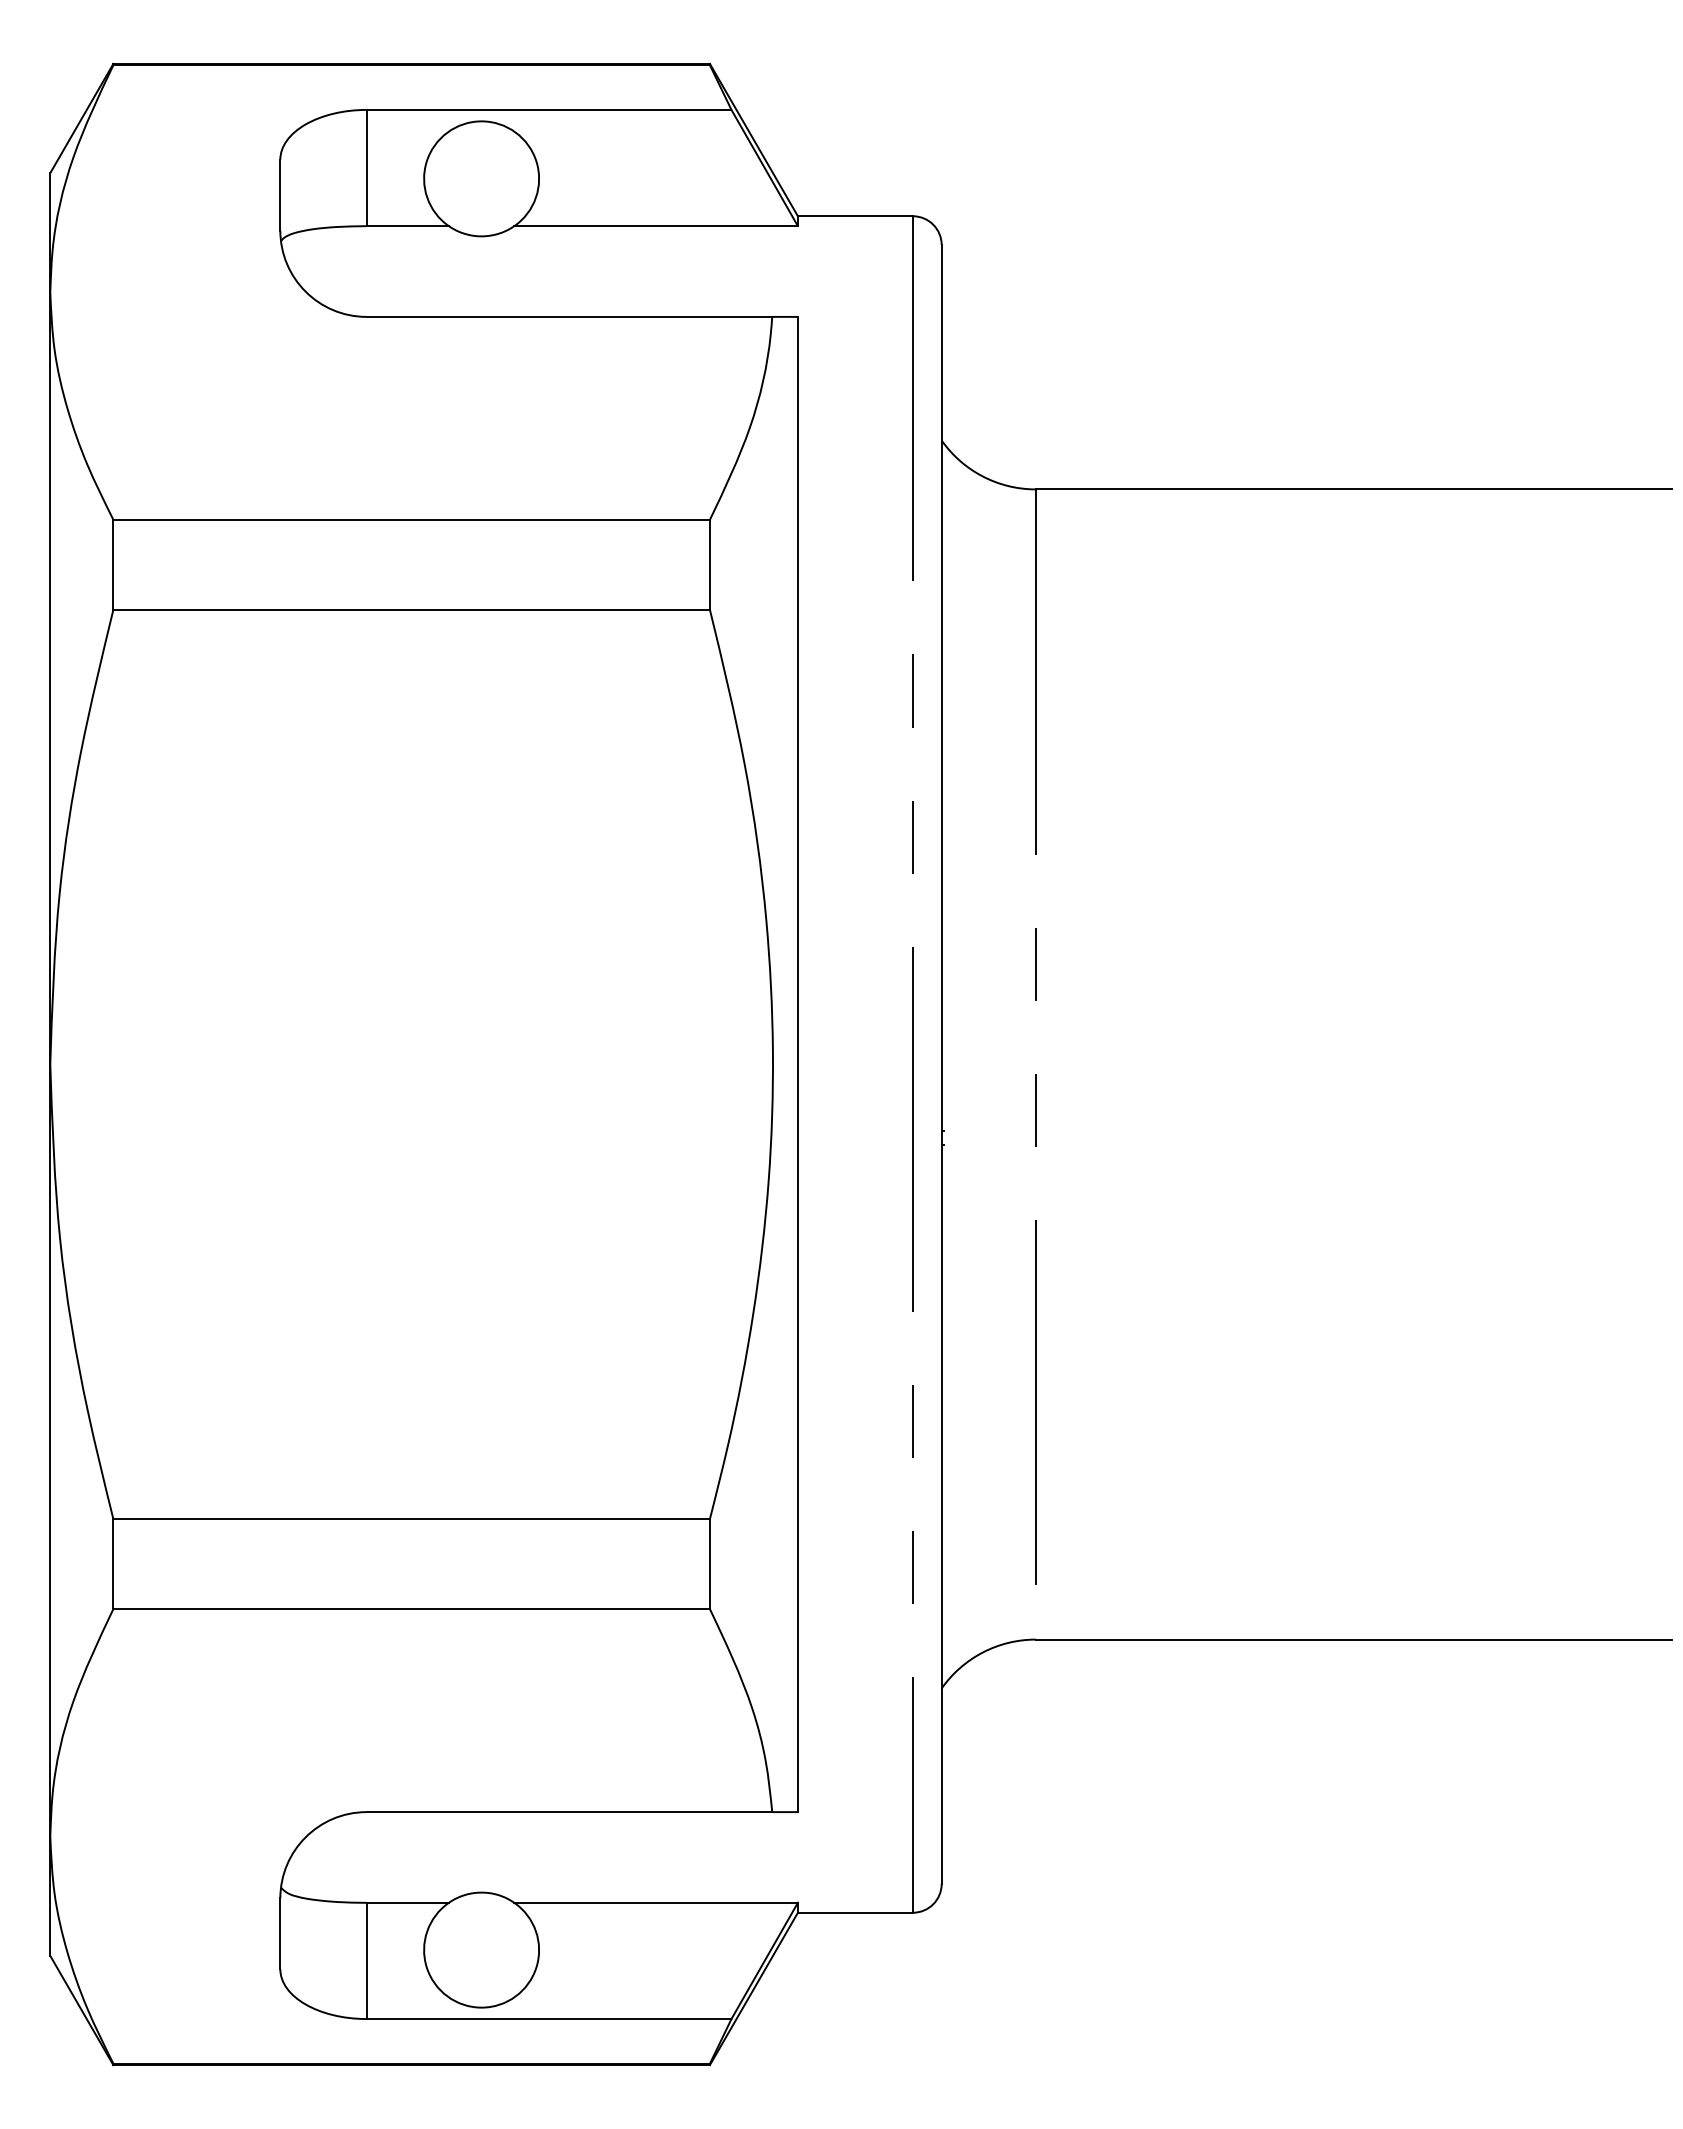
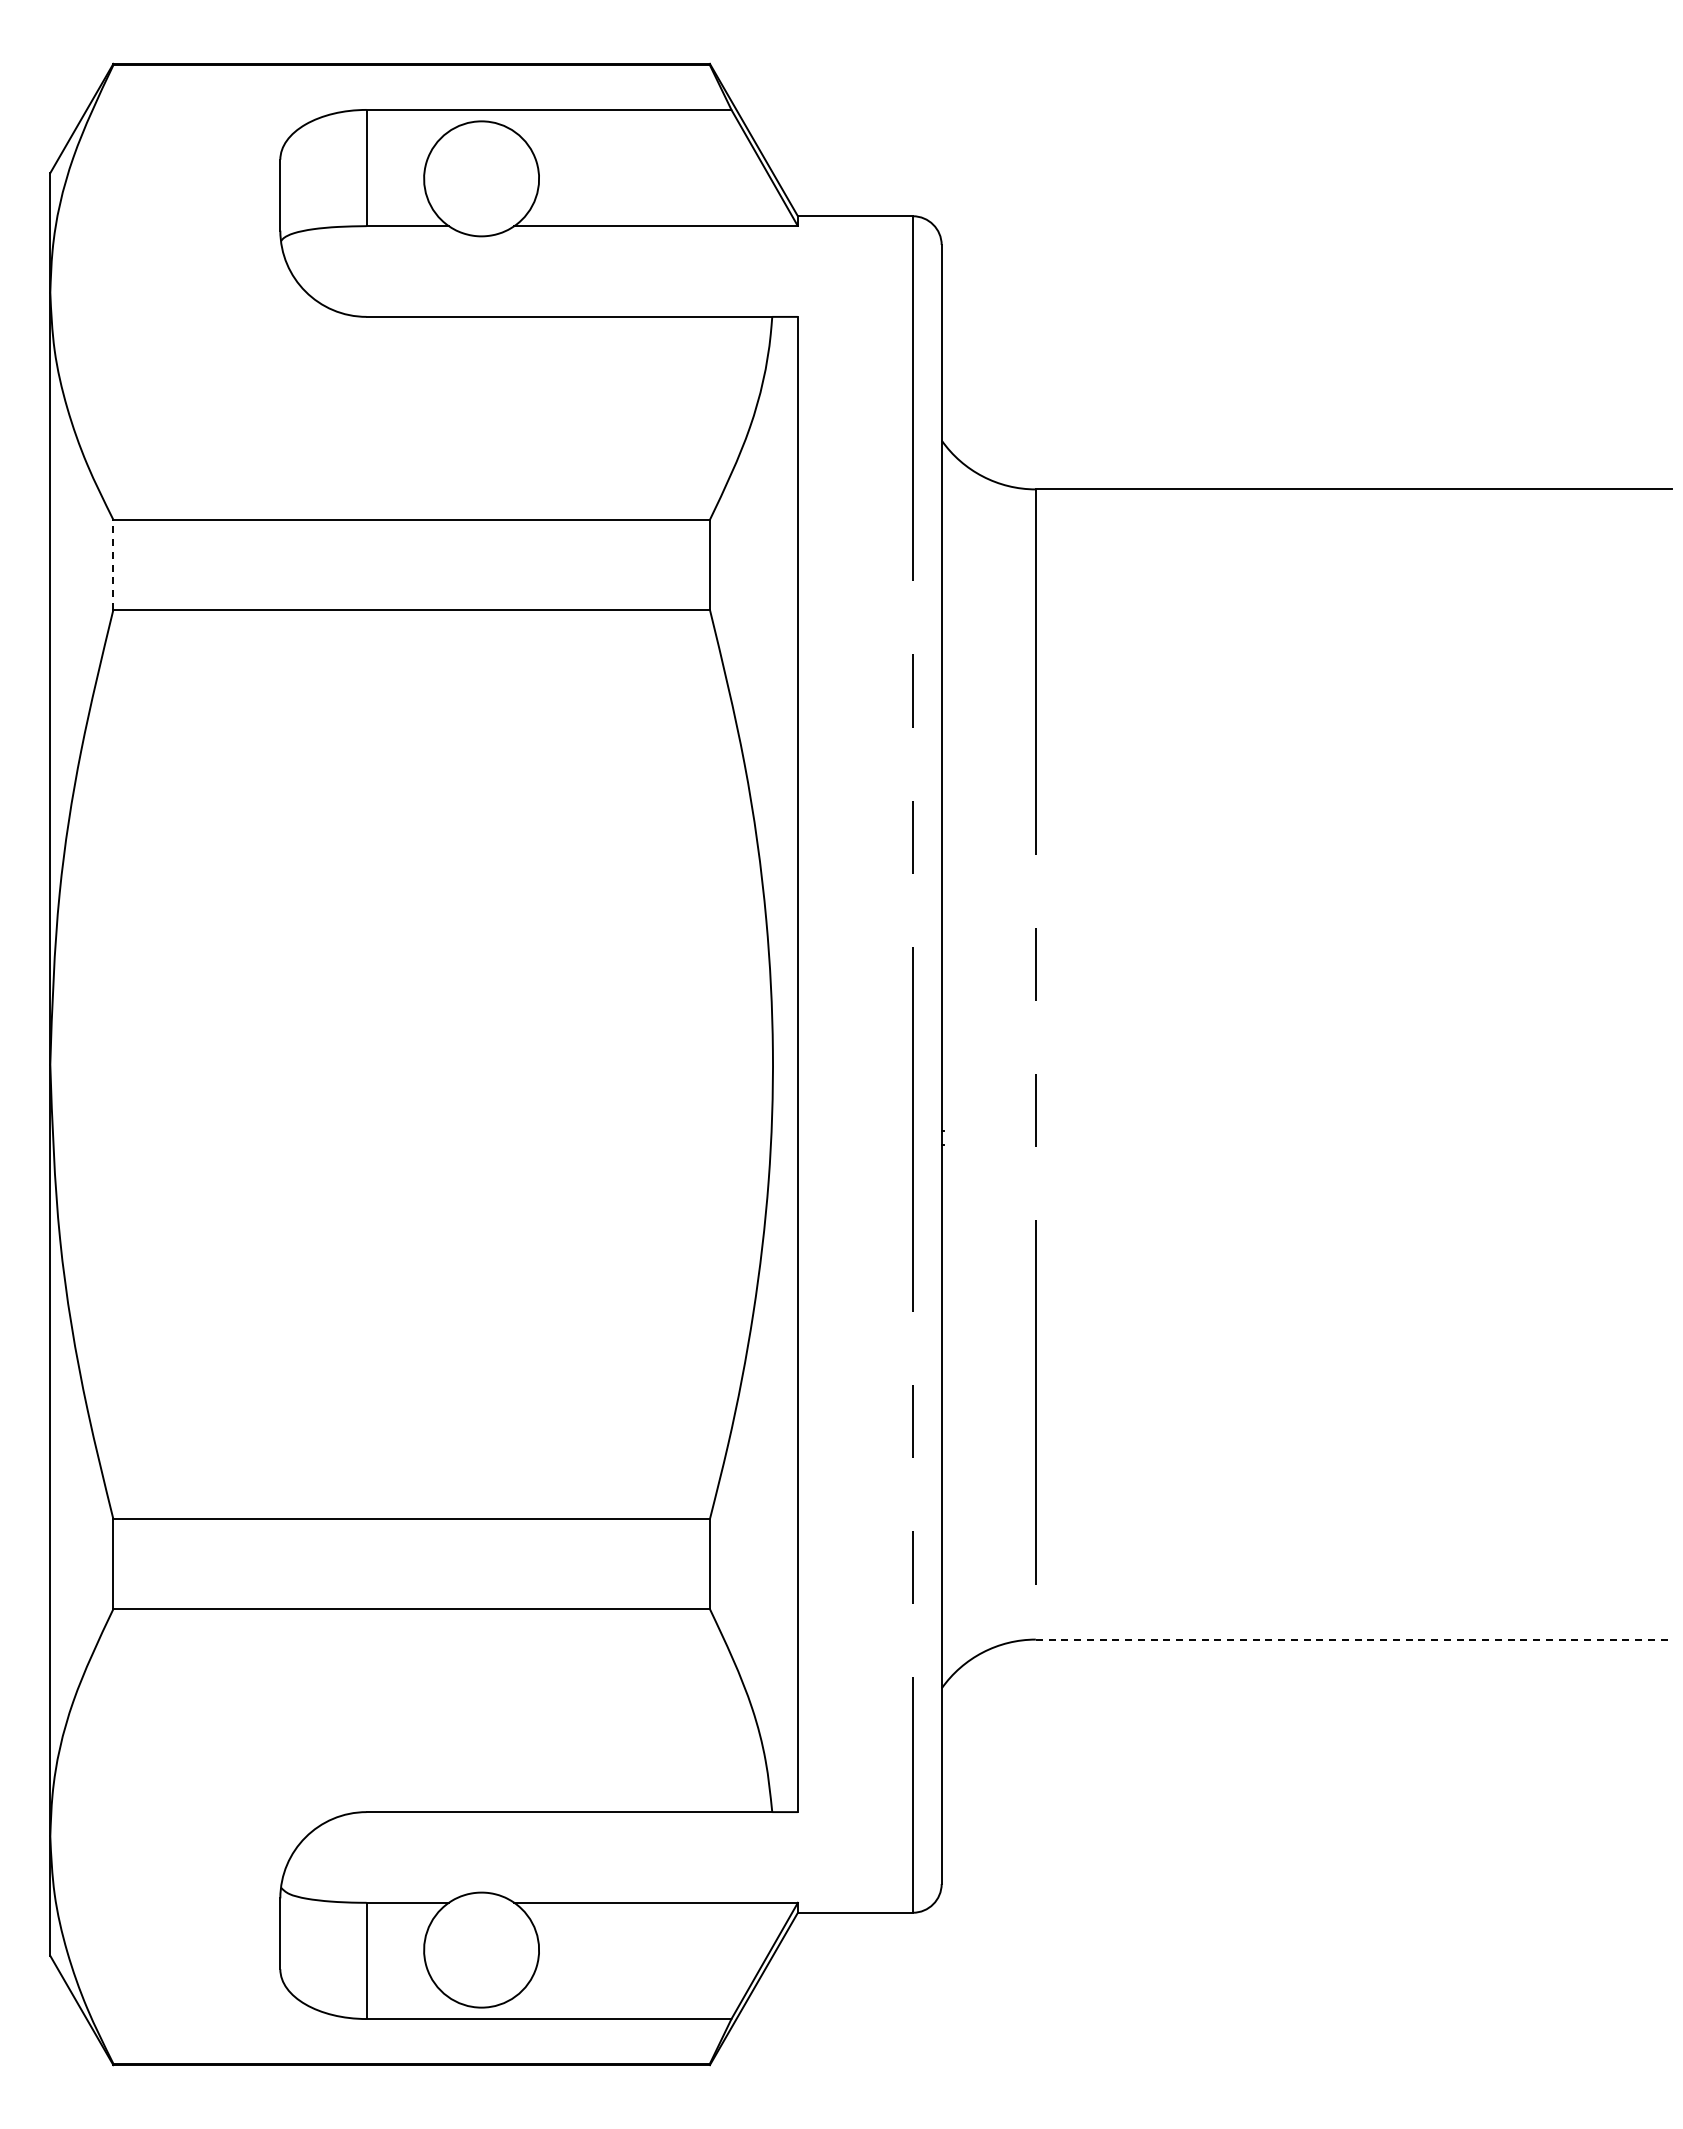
line: solid -> dashed (113, 564)
line: solid -> dashed (1354, 1639)
